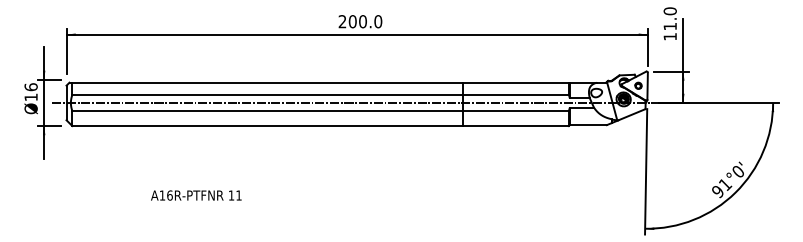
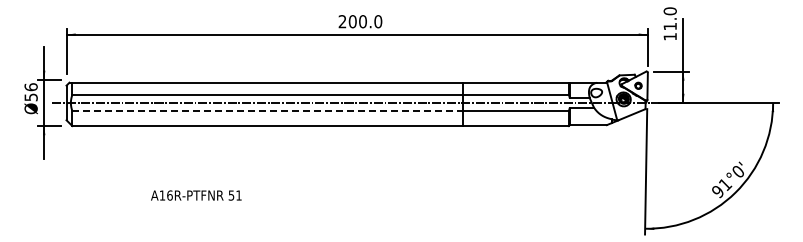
text: Ø16 -> Ø56 (30, 97)
line: solid -> dashed (268, 110)
text: 11 -> 51 (231, 195)
